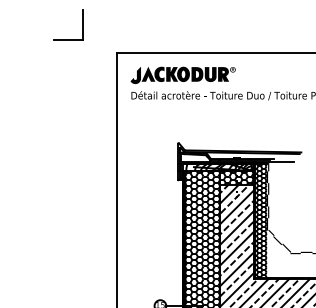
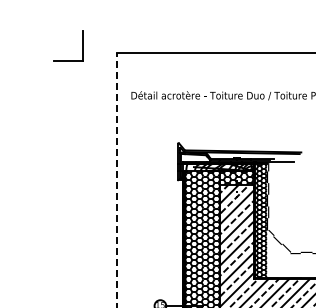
part position: (82, 24) -> (82, 45) (82, 45)
part: present -> none (182, 74)
line: solid -> dashed (117, 179)
